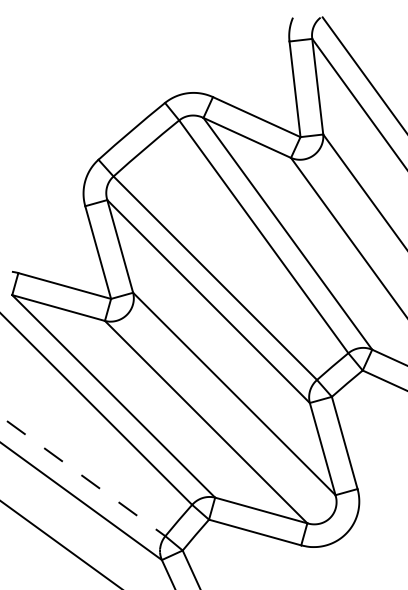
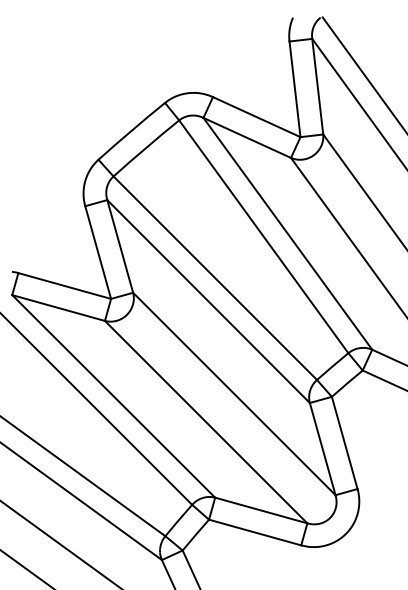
line: dashed -> solid (82, 476)
line: none -> present (26, 568)
